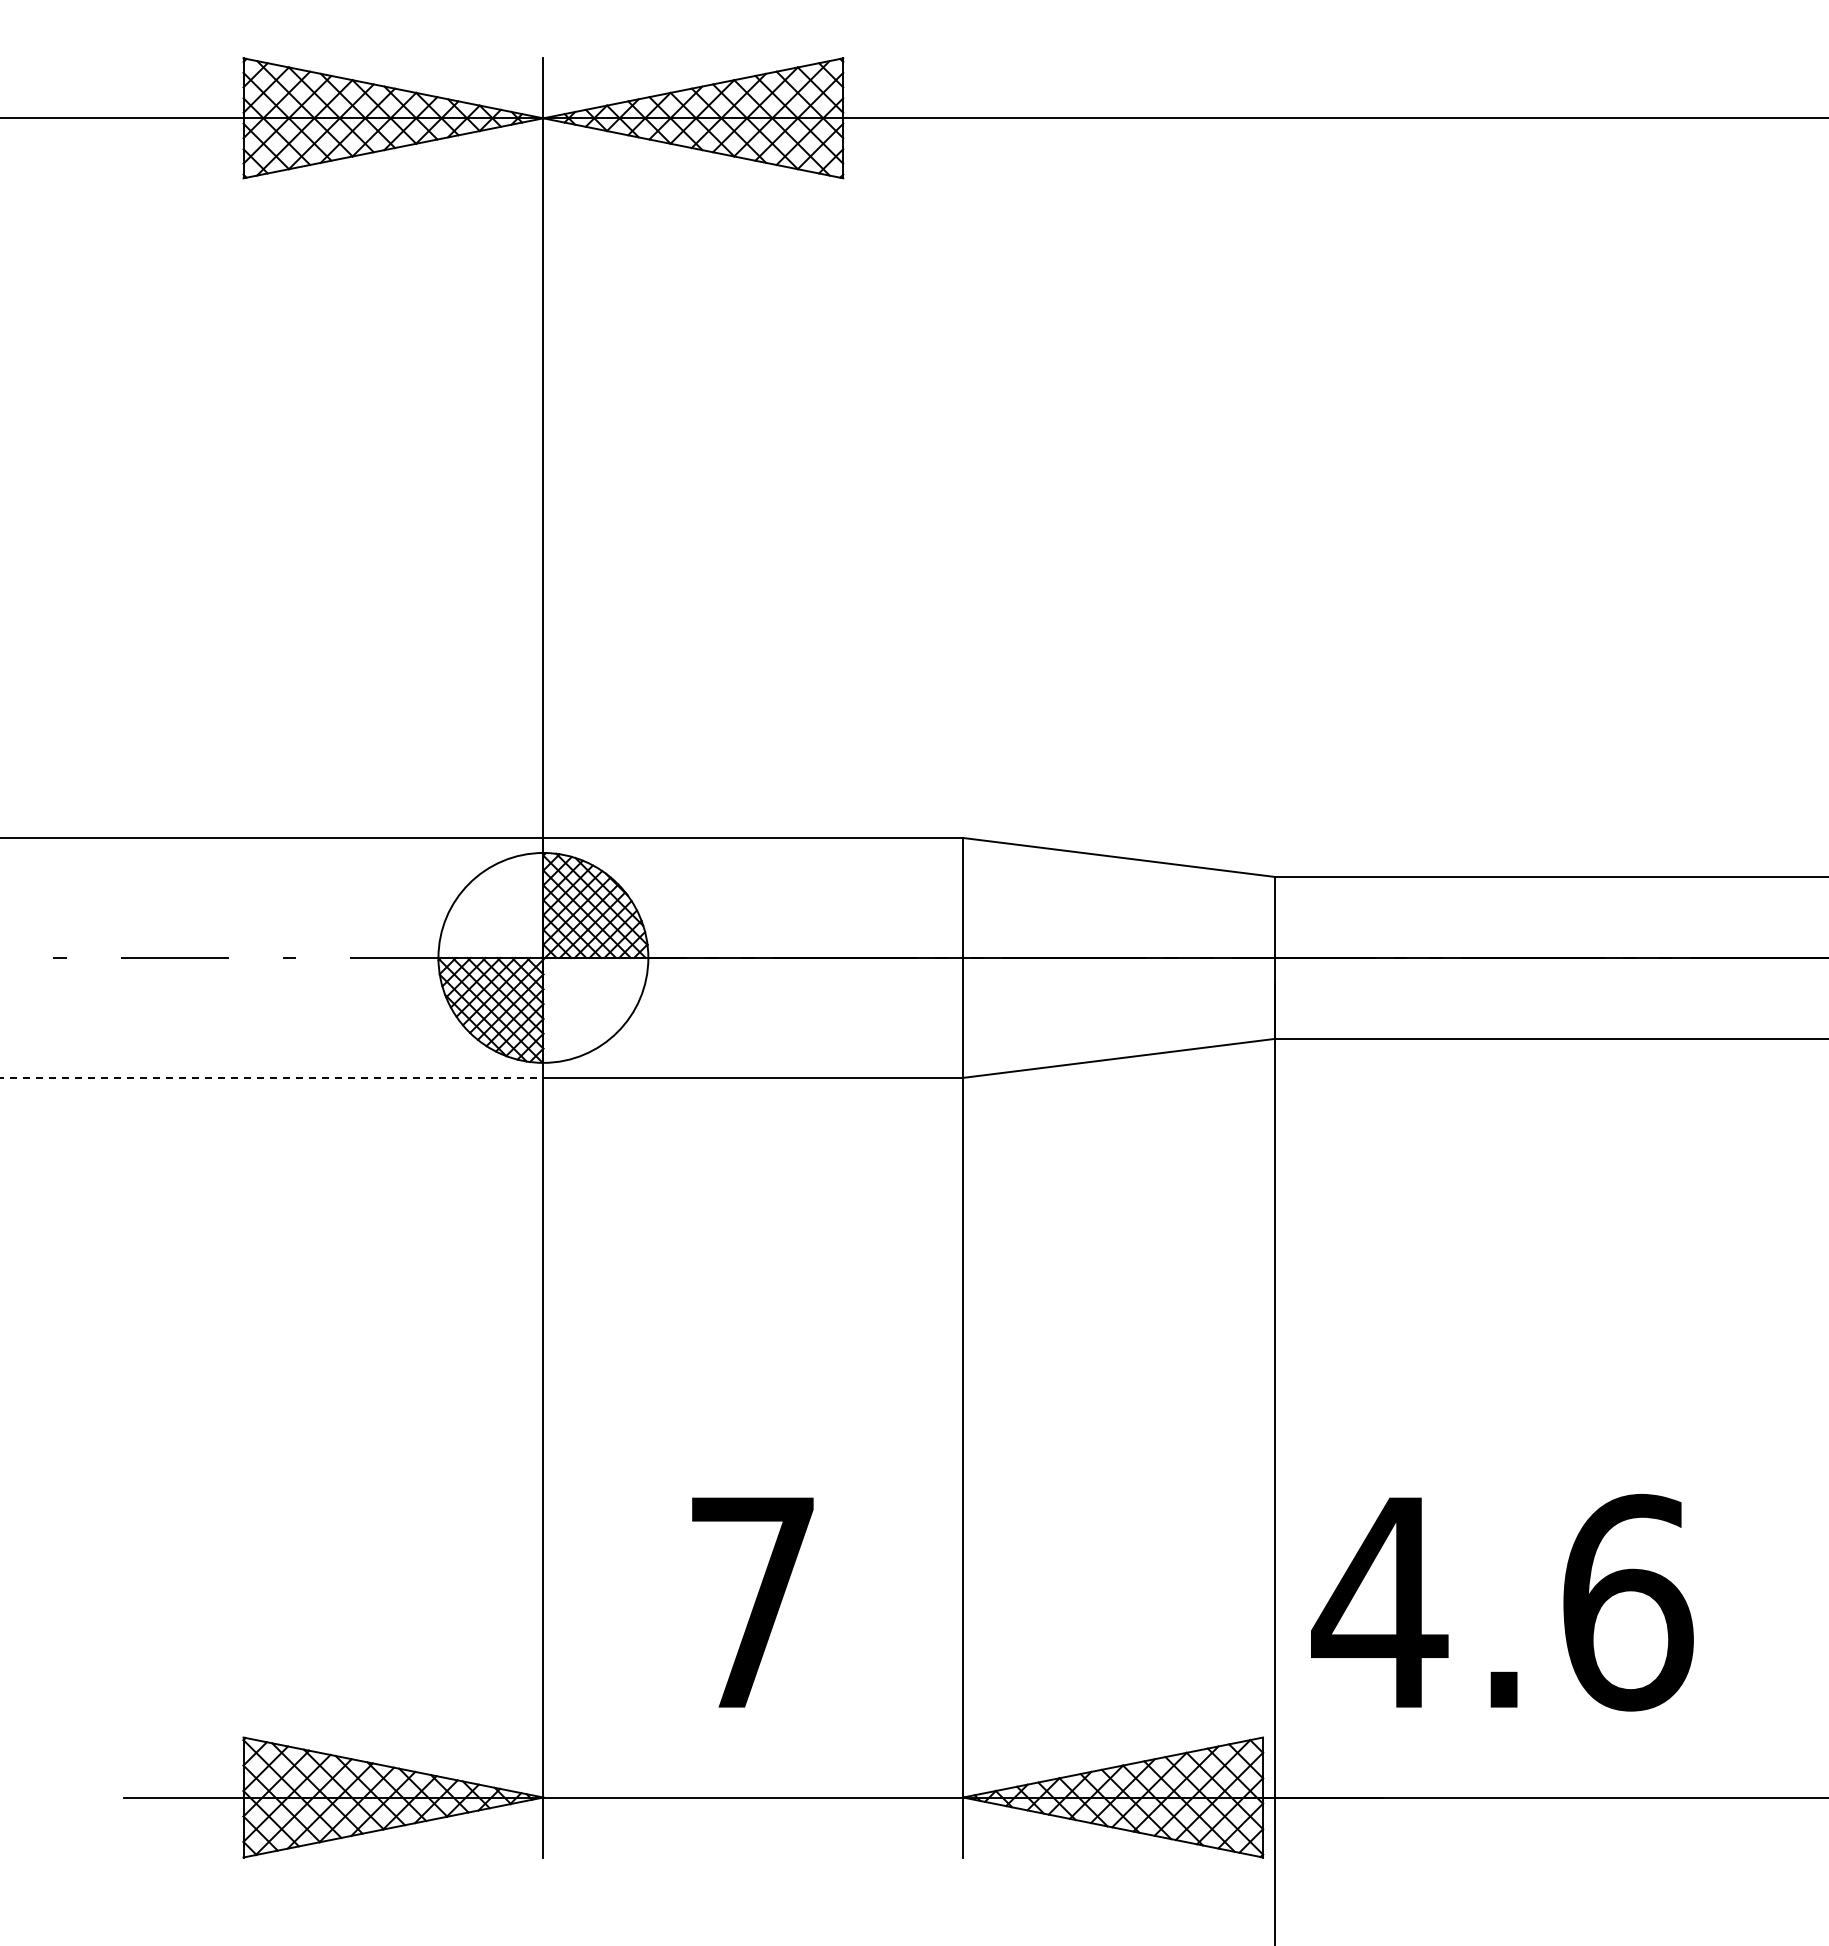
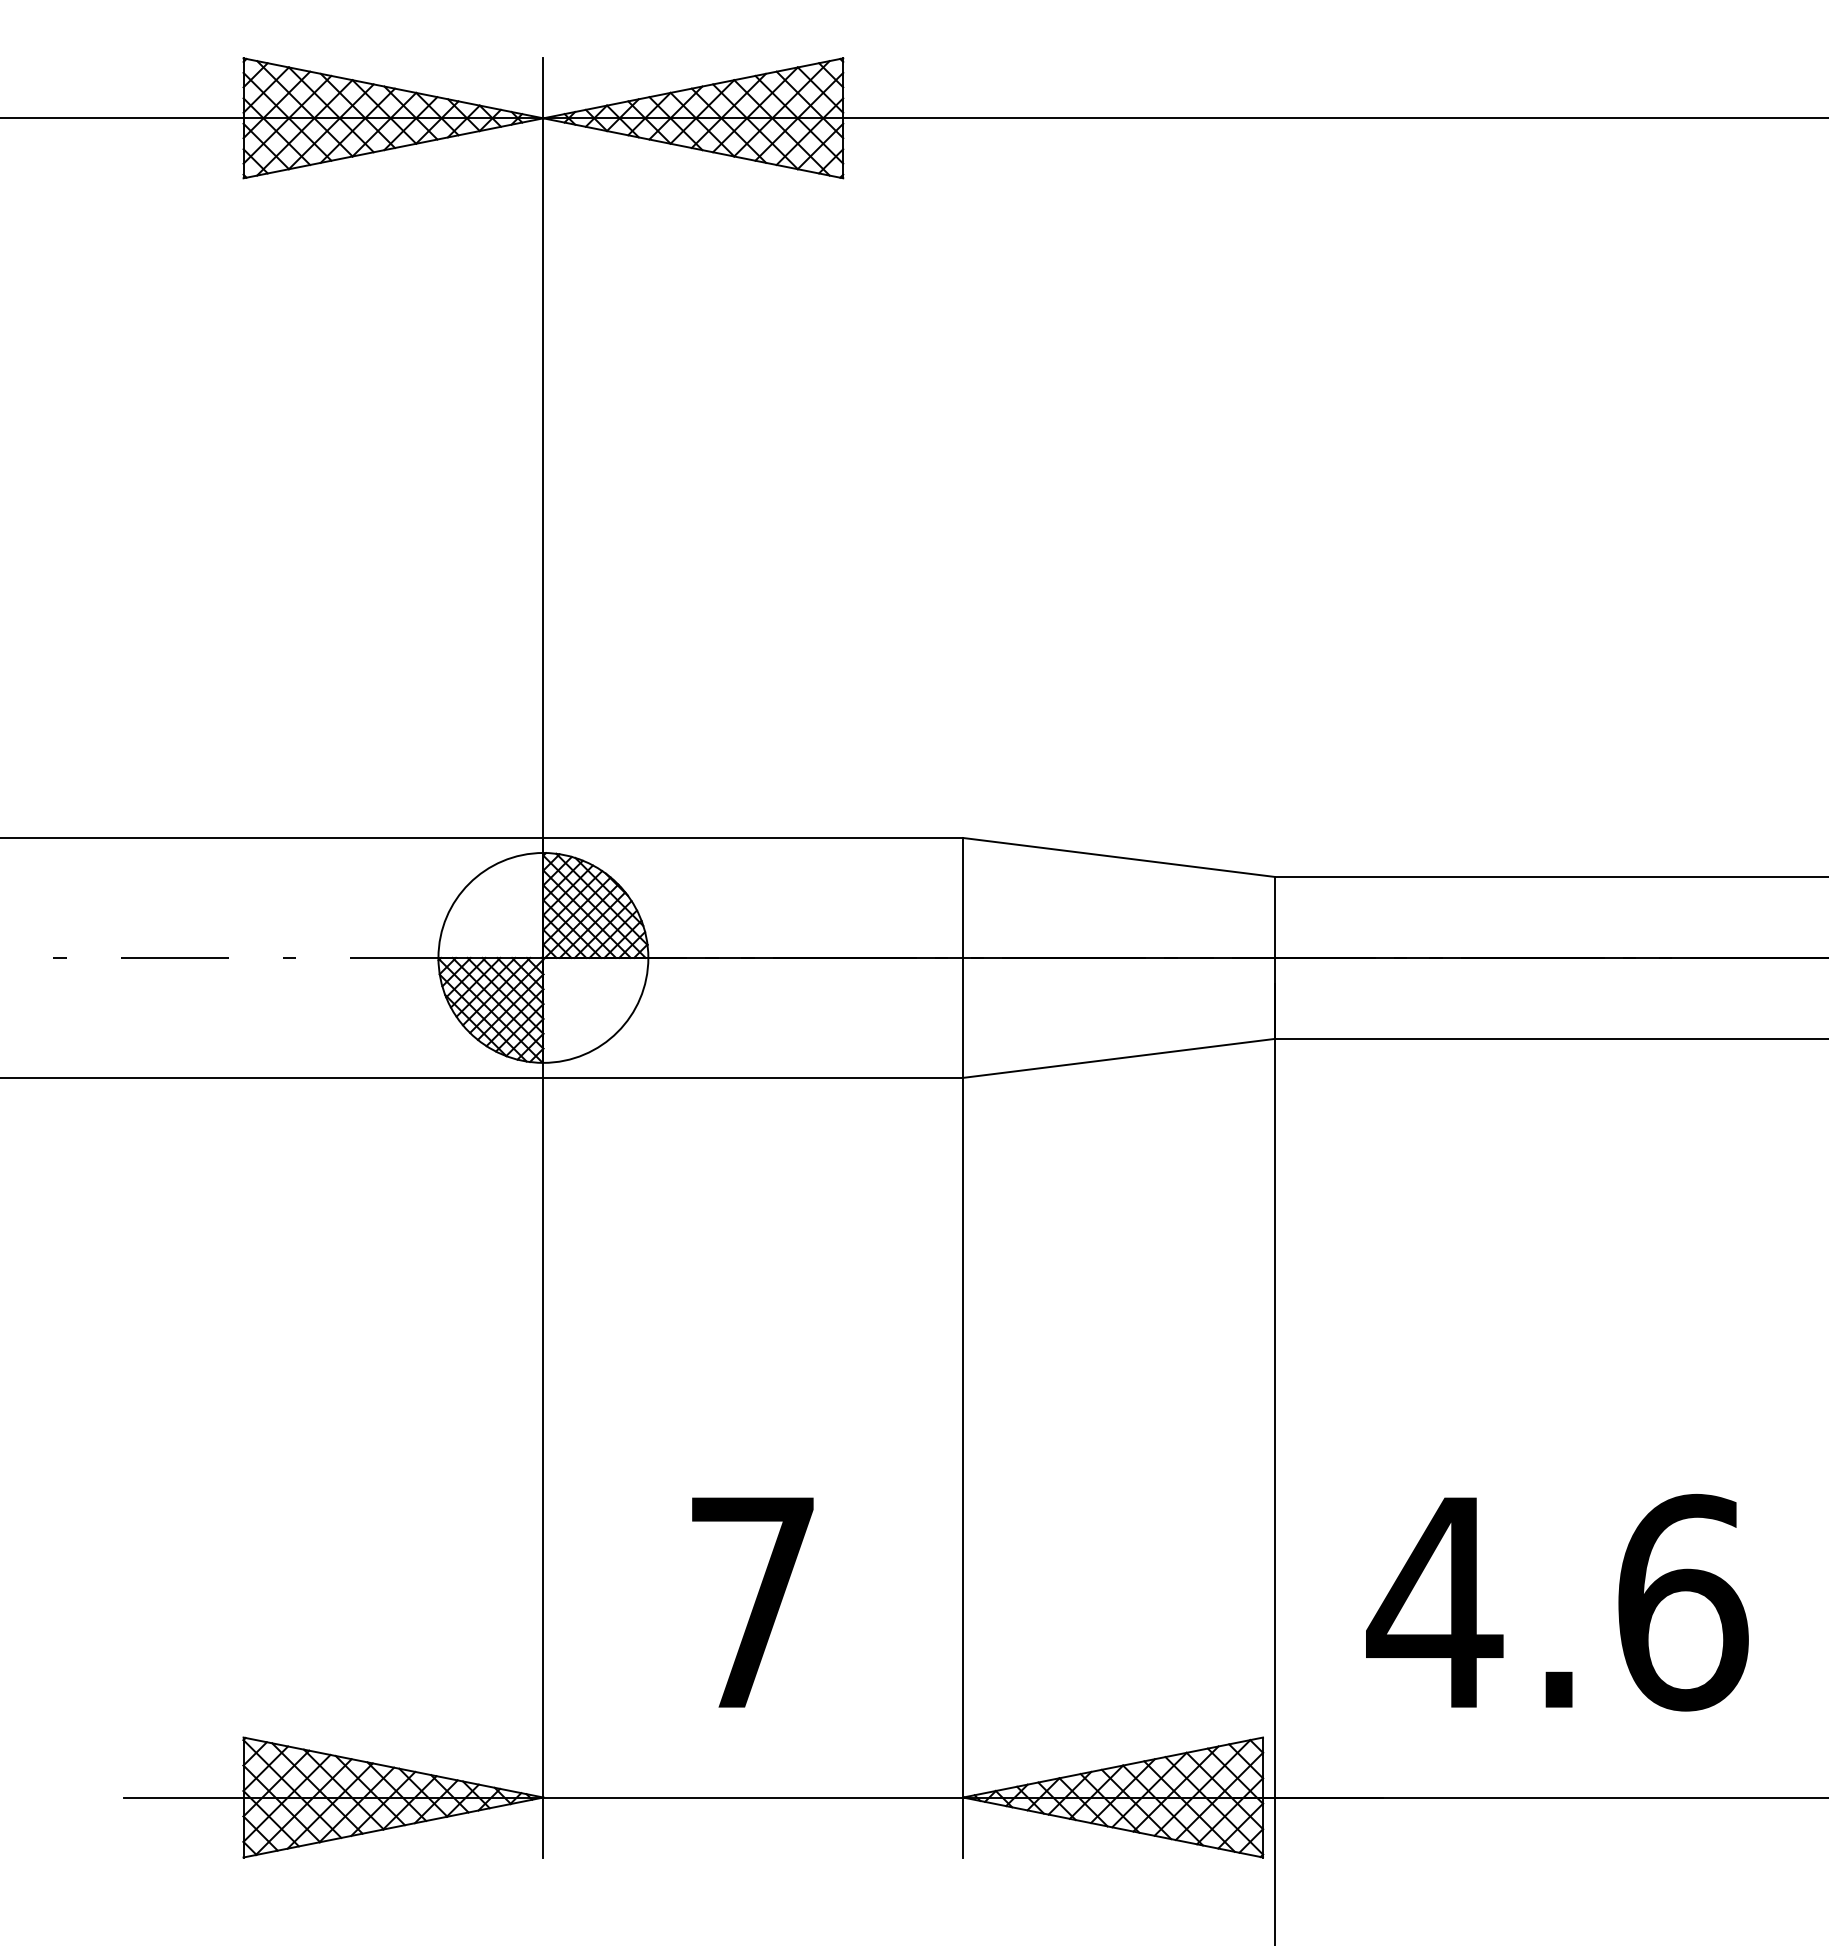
line: dashed -> solid (272, 1077)
text position: (1502, 1602) -> (1557, 1602) (1557, 1602)
